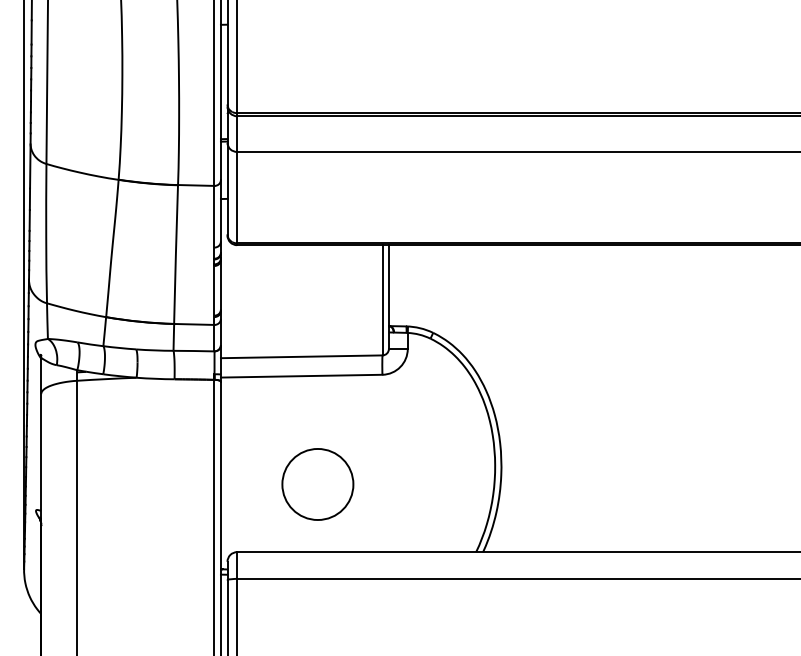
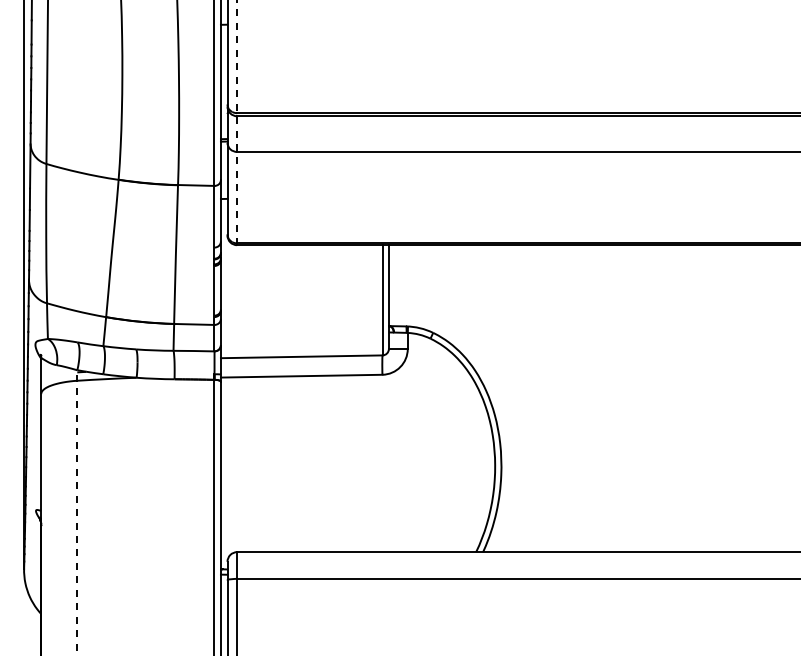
line: solid -> dashed (237, 122)
circle: present -> none (317, 484)
line: solid -> dashed (77, 512)
